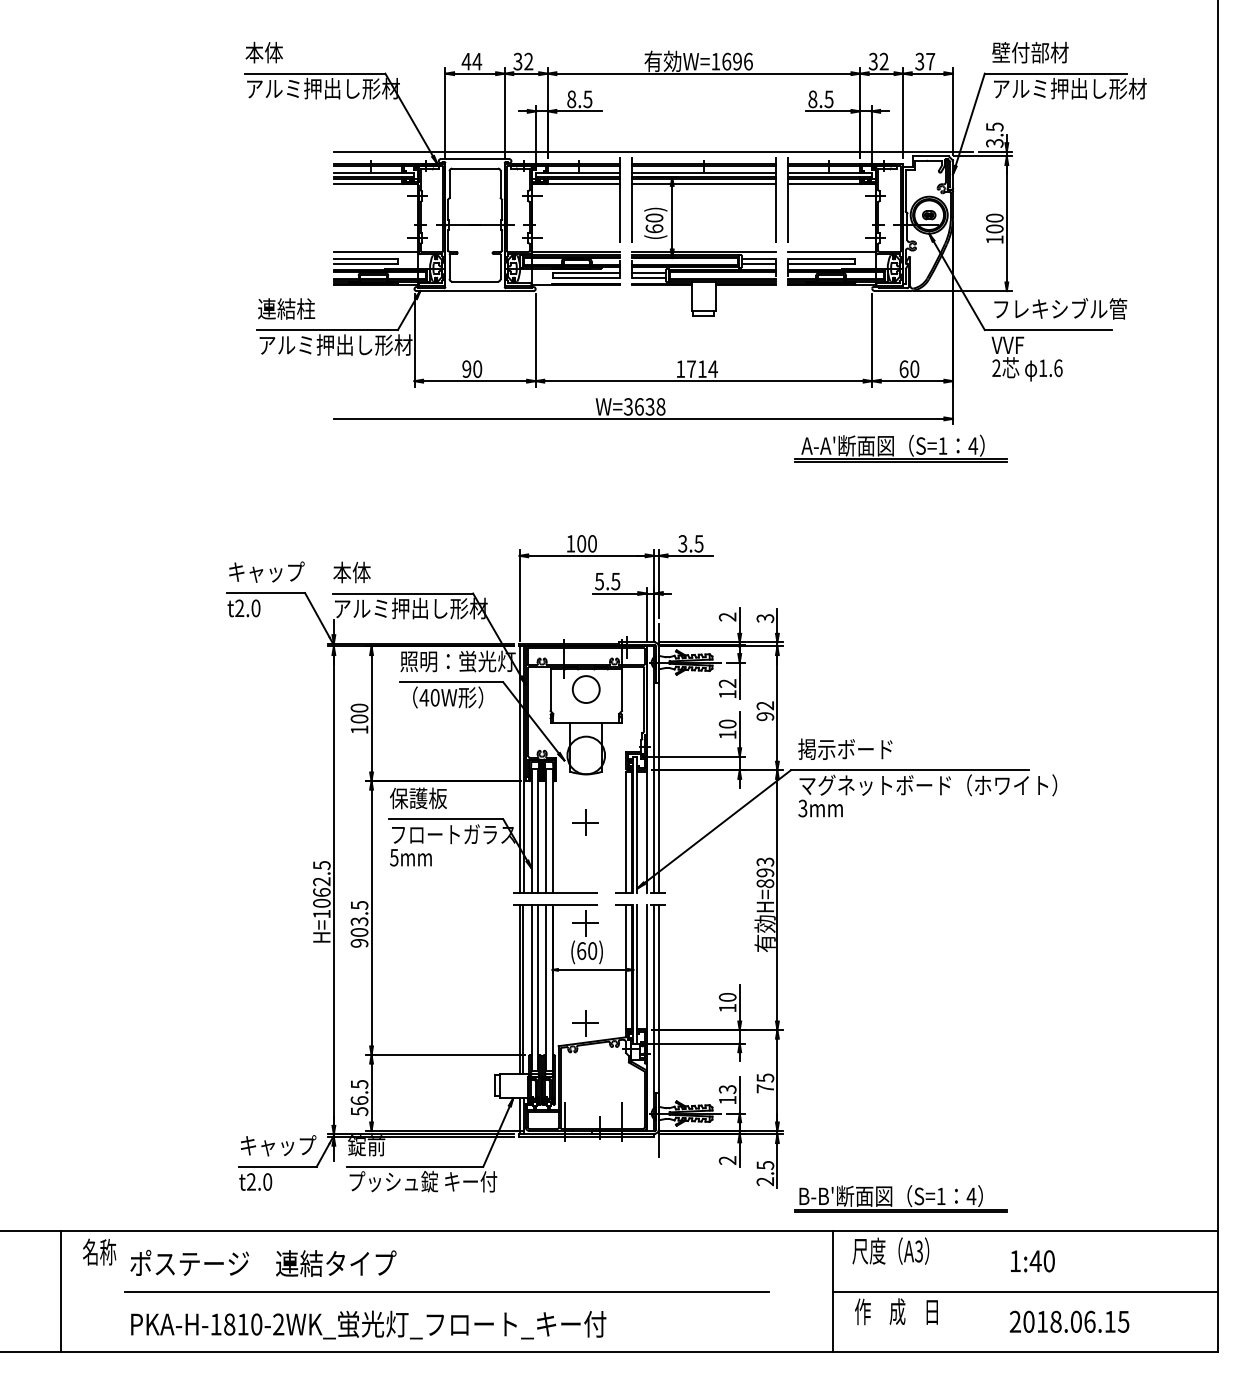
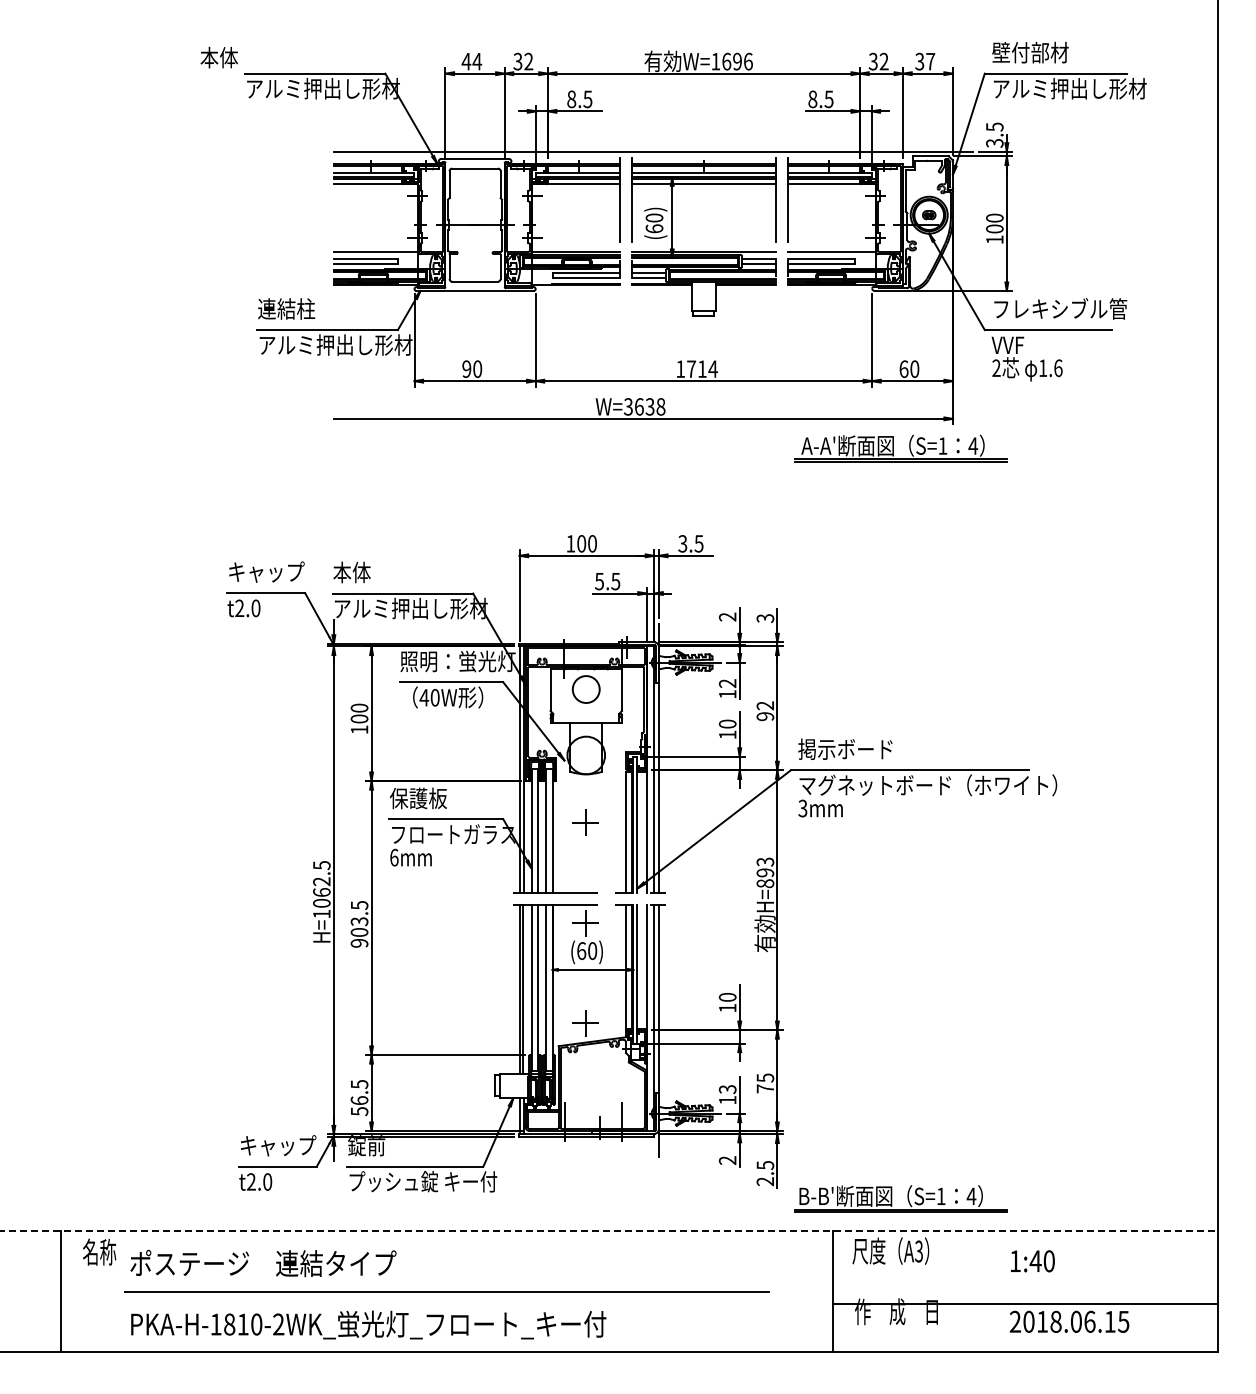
text position: (263, 52) -> (218, 57) (218, 57)
text: 5mm -> 6mm (394, 857)
line: solid -> dashed (609, 1231)
line position: (1025, 1291) -> (1025, 1303) (1025, 1303)
